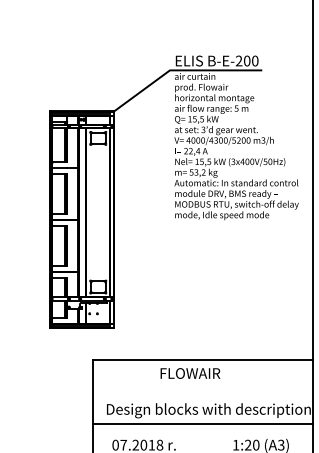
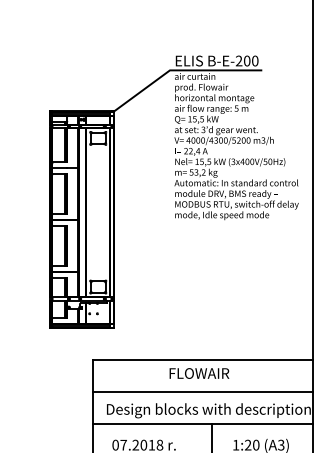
text position: (190, 373) -> (199, 373) (199, 373)
line: none -> present (202, 391)
line: none -> present (212, 436)
